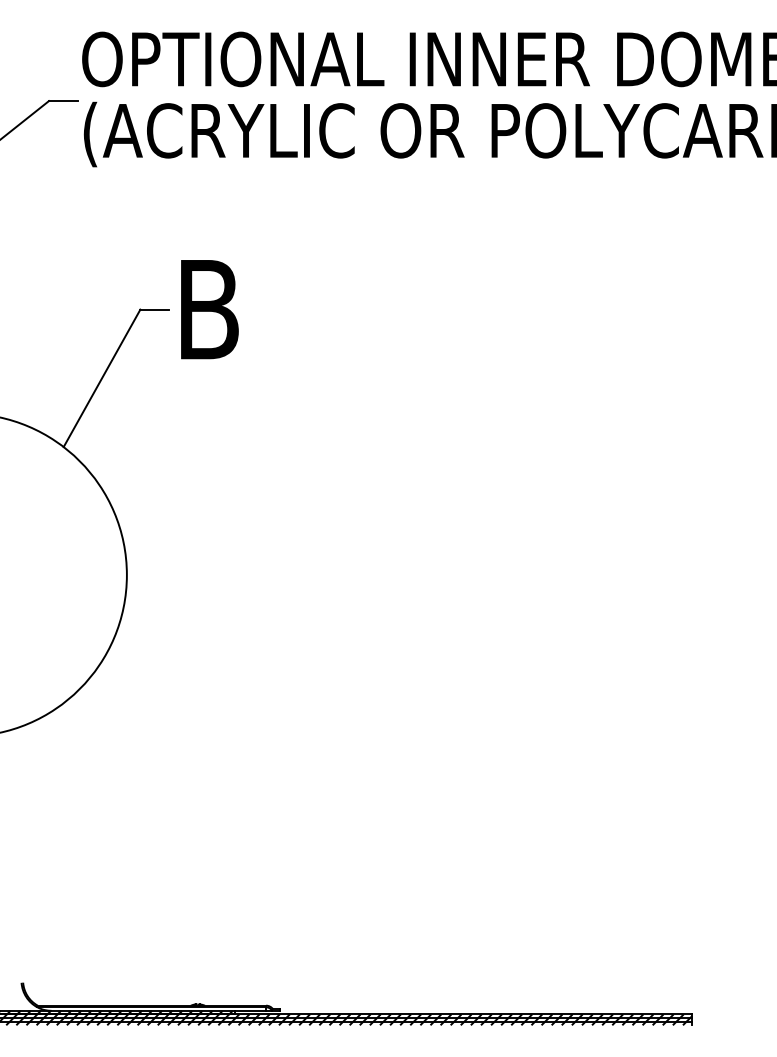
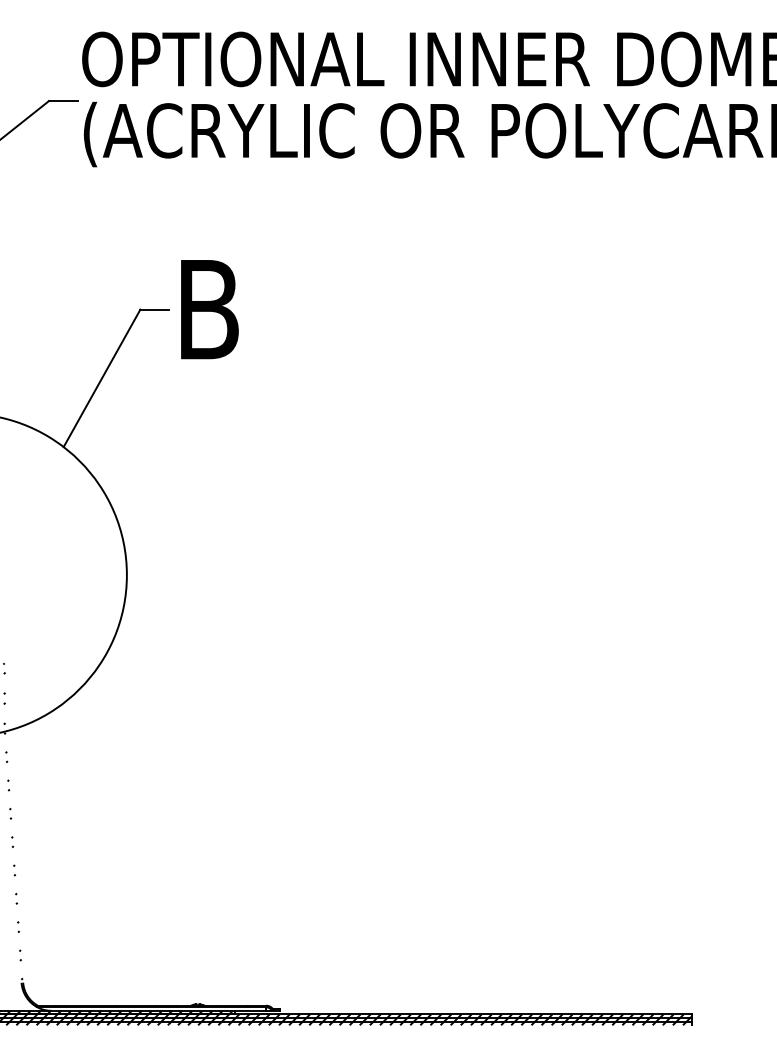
hatch: none -> present (138, 836)
